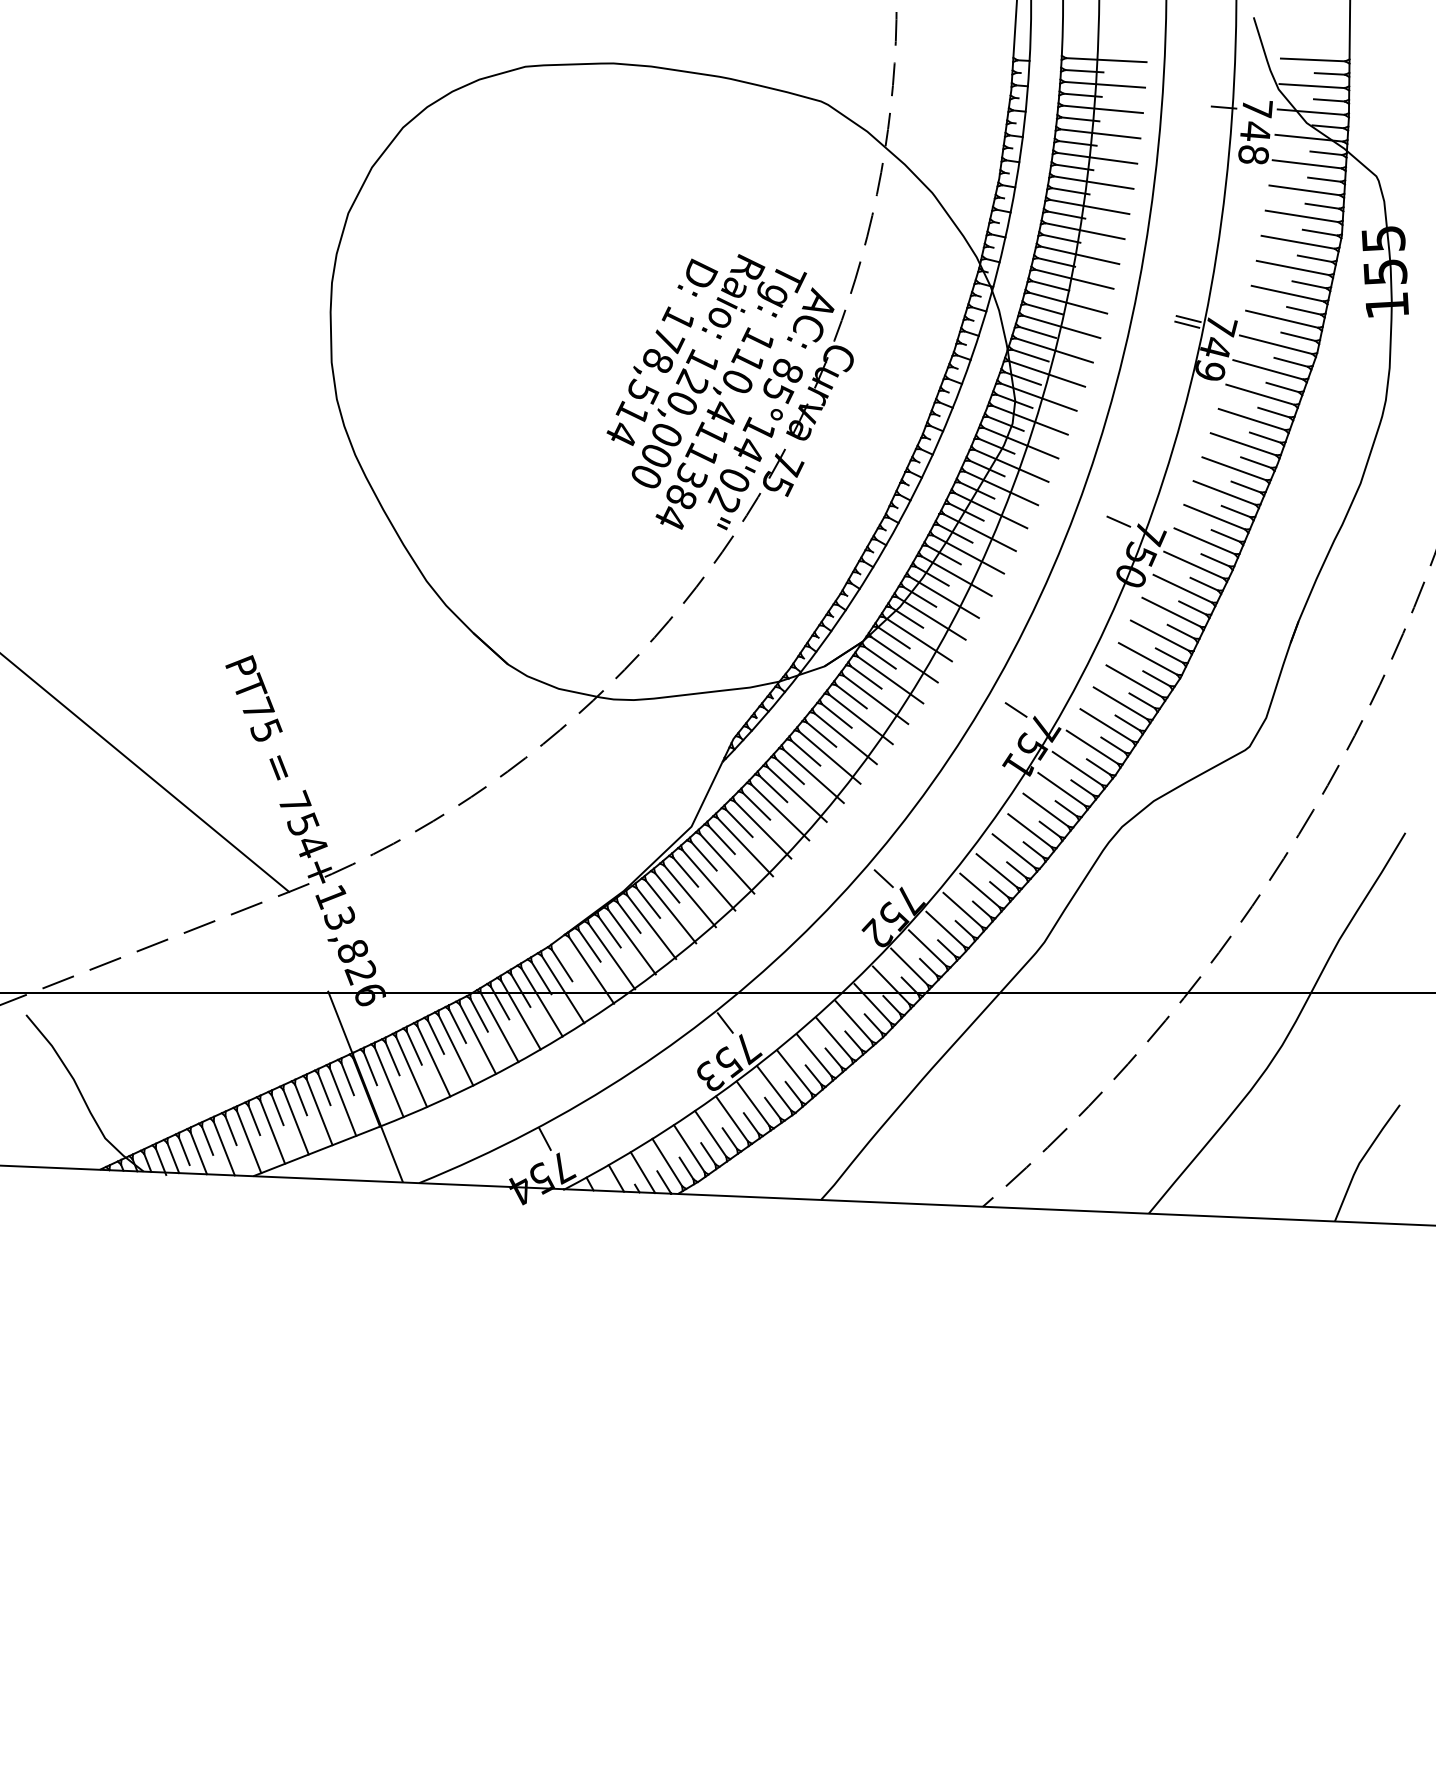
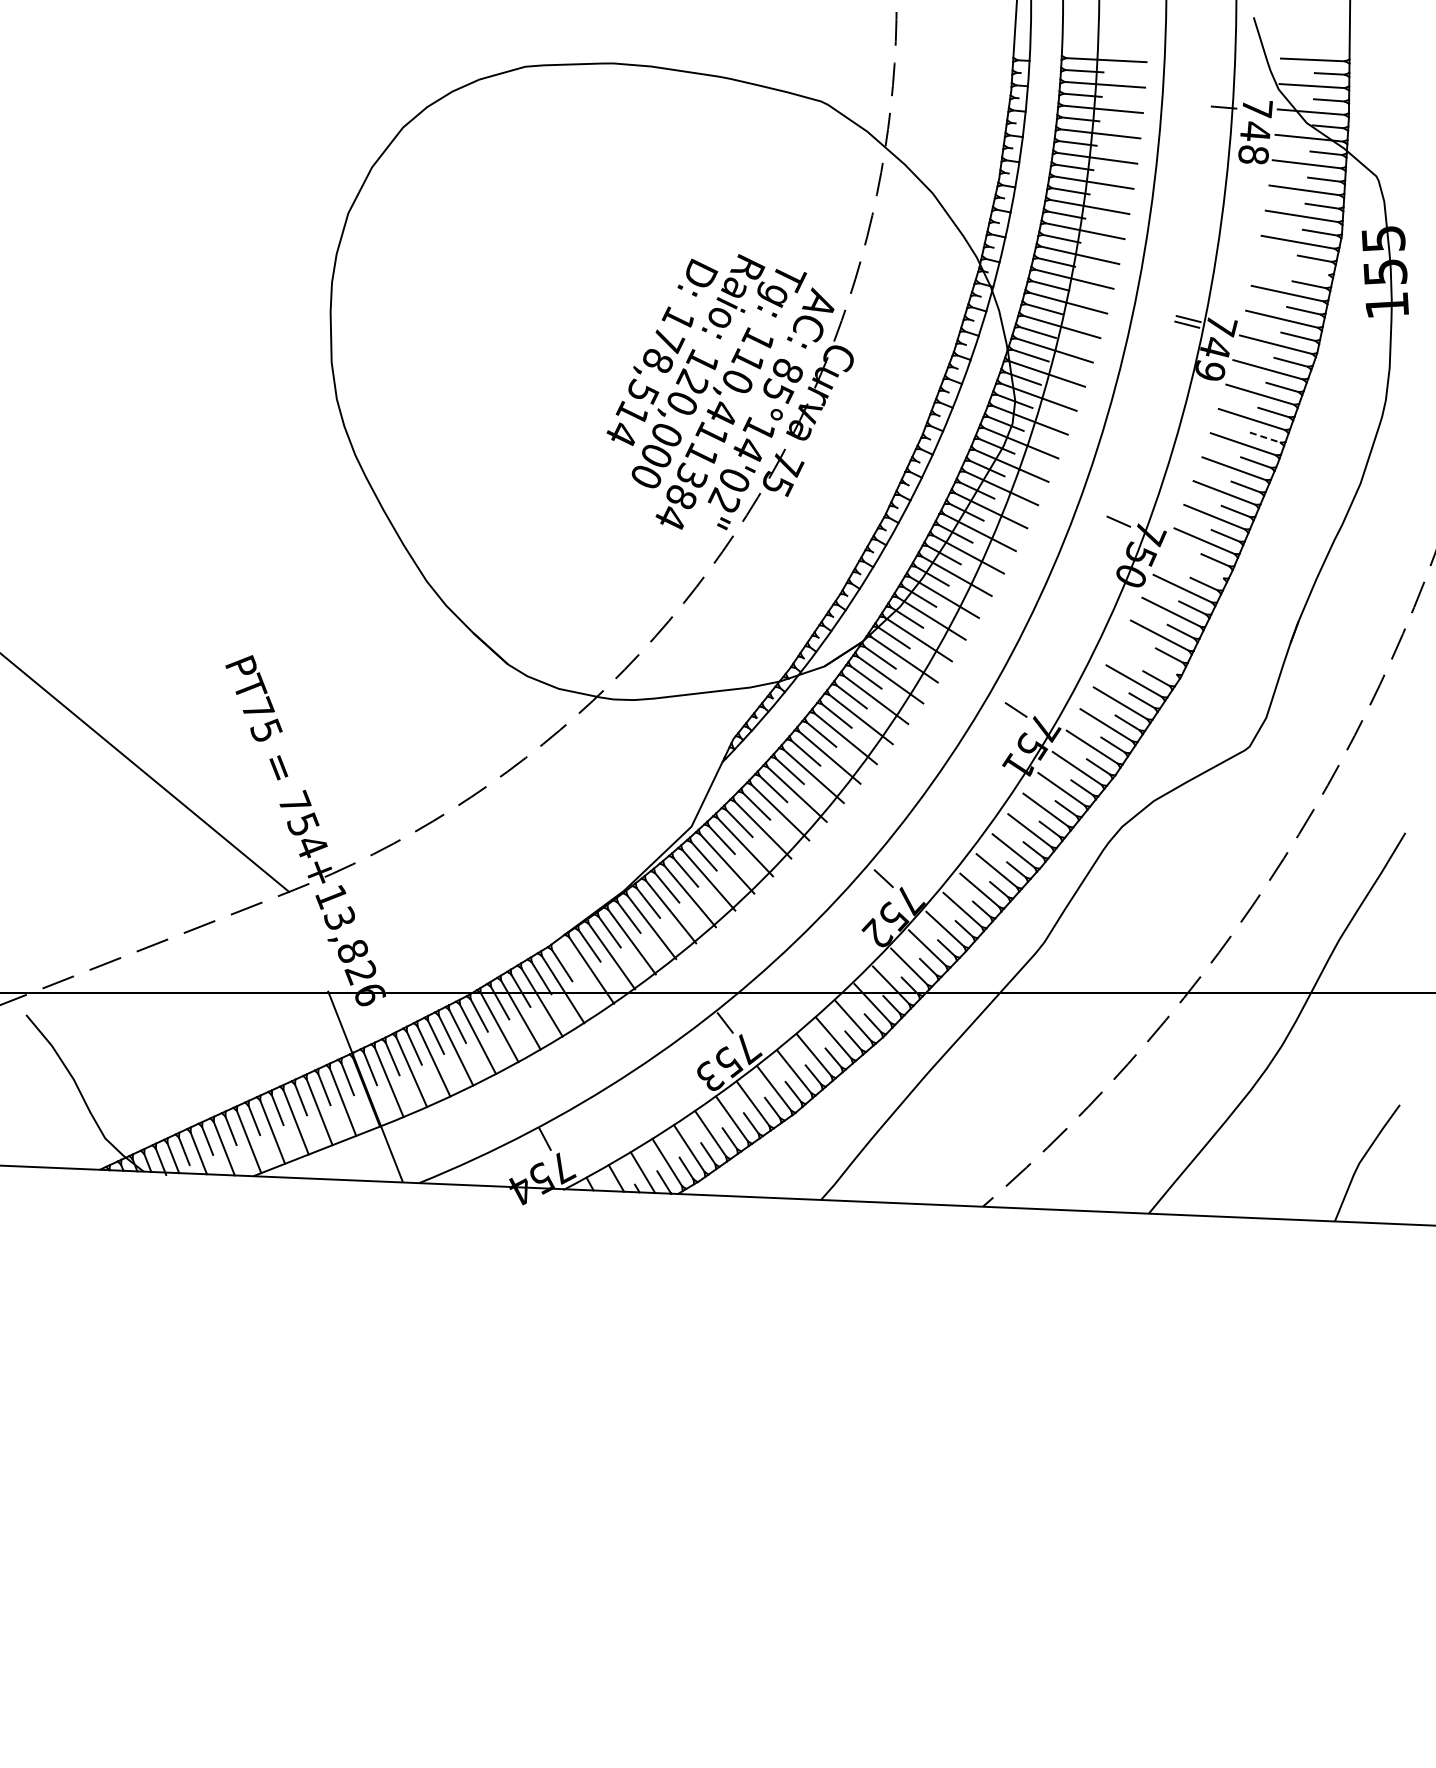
line: present -> none (1292, 267)
line: solid -> dashed (1265, 437)
line: present -> none (1193, 564)
line: present -> none (1147, 658)
